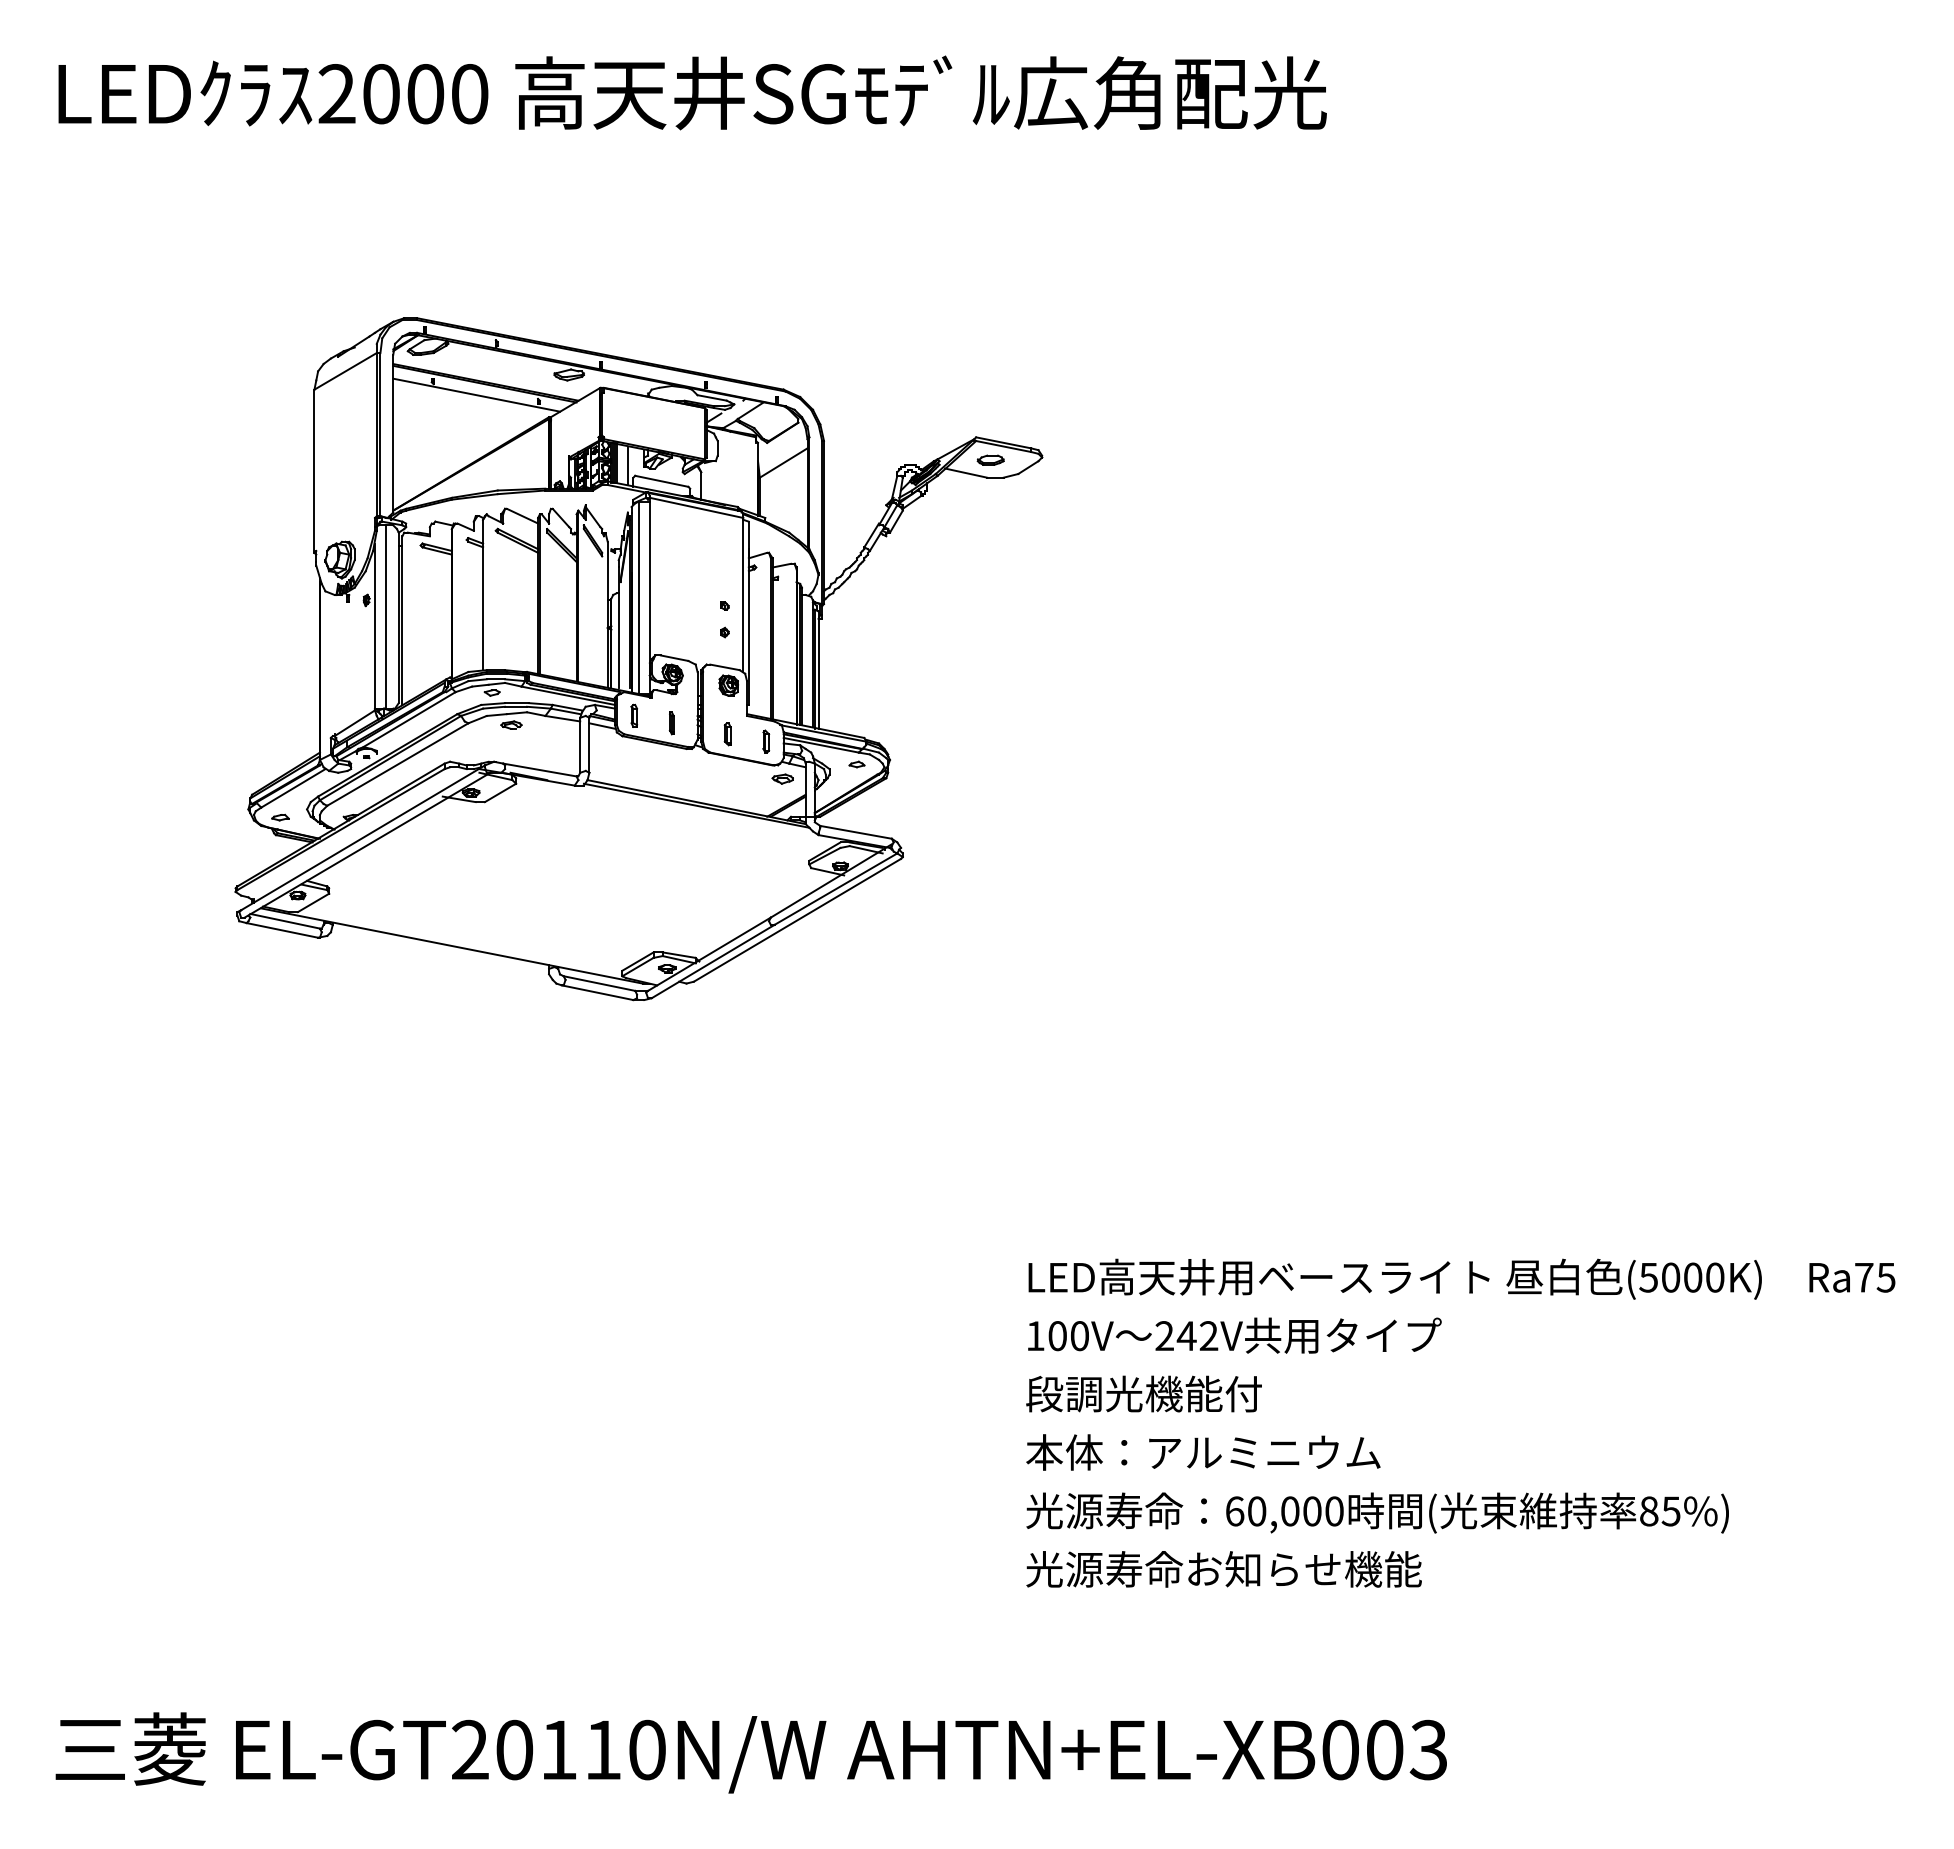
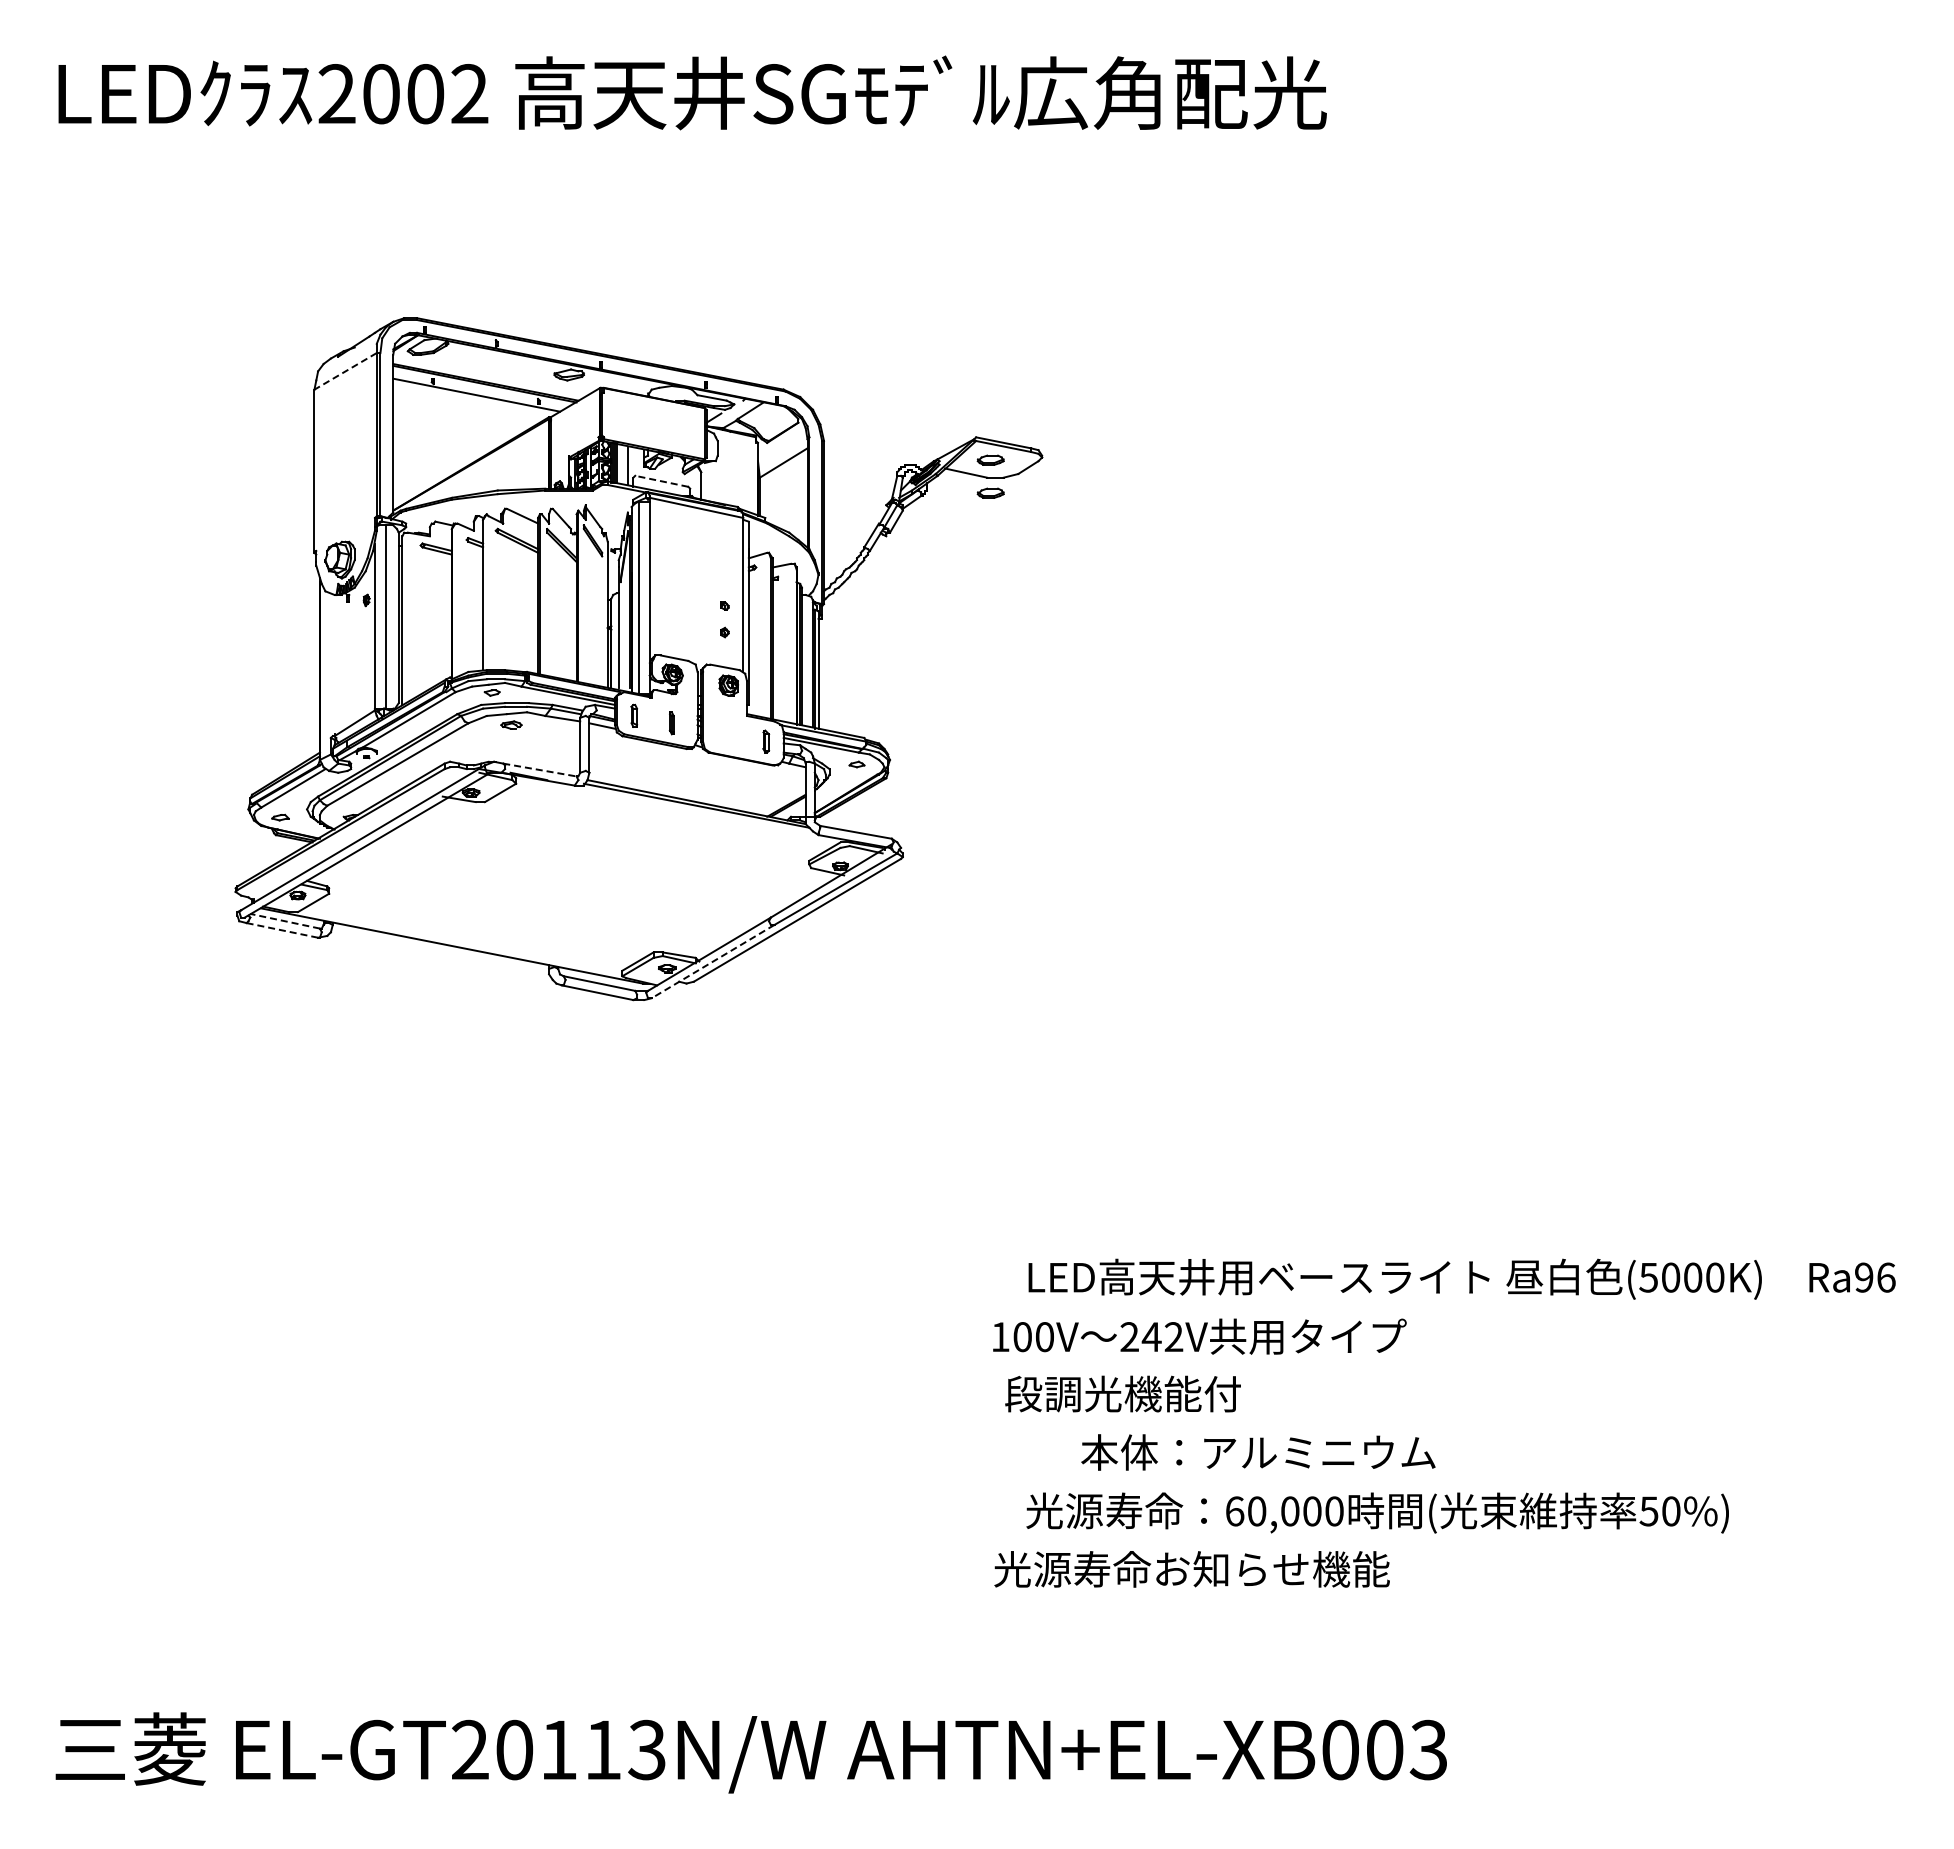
text: 2000 -> 2002 (469, 94)
line: solid -> dashed (345, 371)
line: solid -> dashed (661, 481)
part: none -> present (990, 492)
part: present -> none (727, 734)
line: solid -> dashed (540, 770)
part: present -> none (782, 778)
line: solid -> dashed (285, 921)
line: solid -> dashed (281, 930)
line: solid -> dashed (713, 961)
text: Ra75 -> Ra96 (1875, 1277)
text position: (1234, 1335) -> (1199, 1336) (1199, 1336)
text position: (1143, 1393) -> (1122, 1393) (1122, 1393)
text position: (1203, 1452) -> (1258, 1452) (1258, 1452)
text: 85%) -> 50%) (1659, 1511)
text position: (1223, 1569) -> (1191, 1569) (1191, 1569)
text: EL-GT20110N/W -> EL-GT20113N/W (646, 1750)
